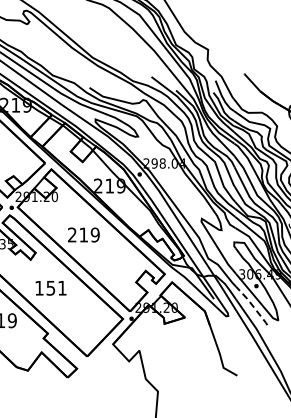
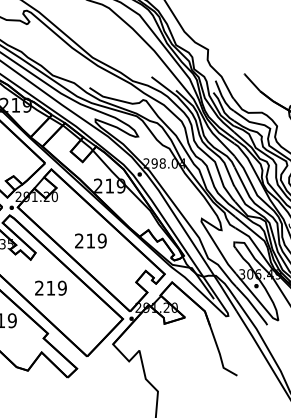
text position: (83, 234) -> (90, 240) (90, 240)
text: 151 -> 219 (50, 287)
line: dashed -> solid (252, 305)
